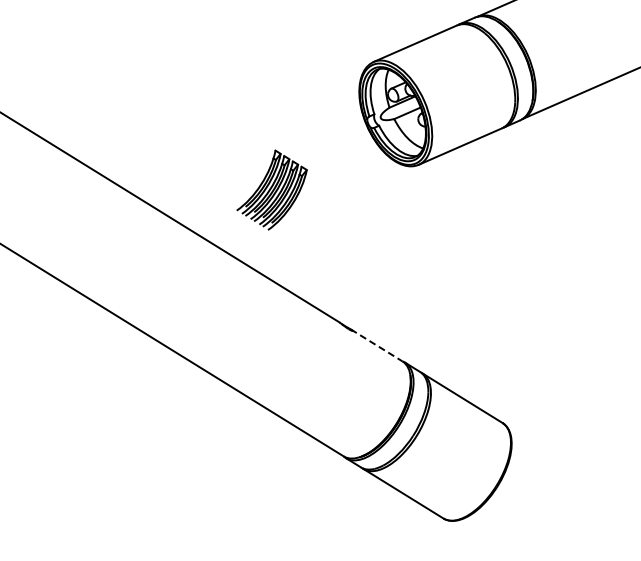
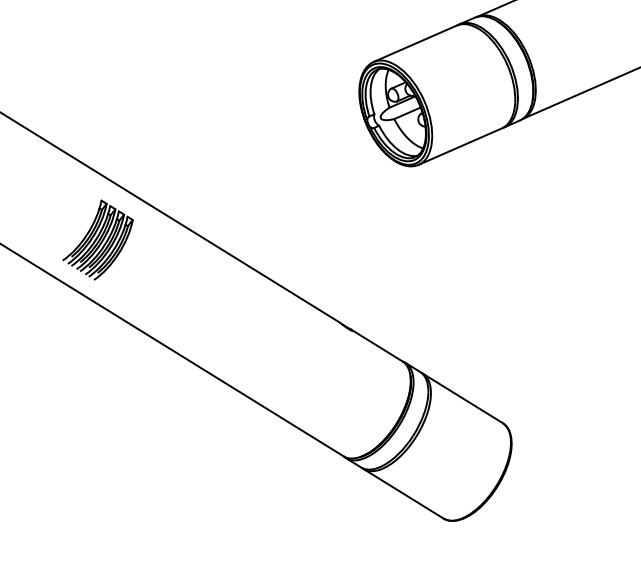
part position: (271, 189) -> (97, 239) (97, 239)
line: dashed -> solid (377, 345)
